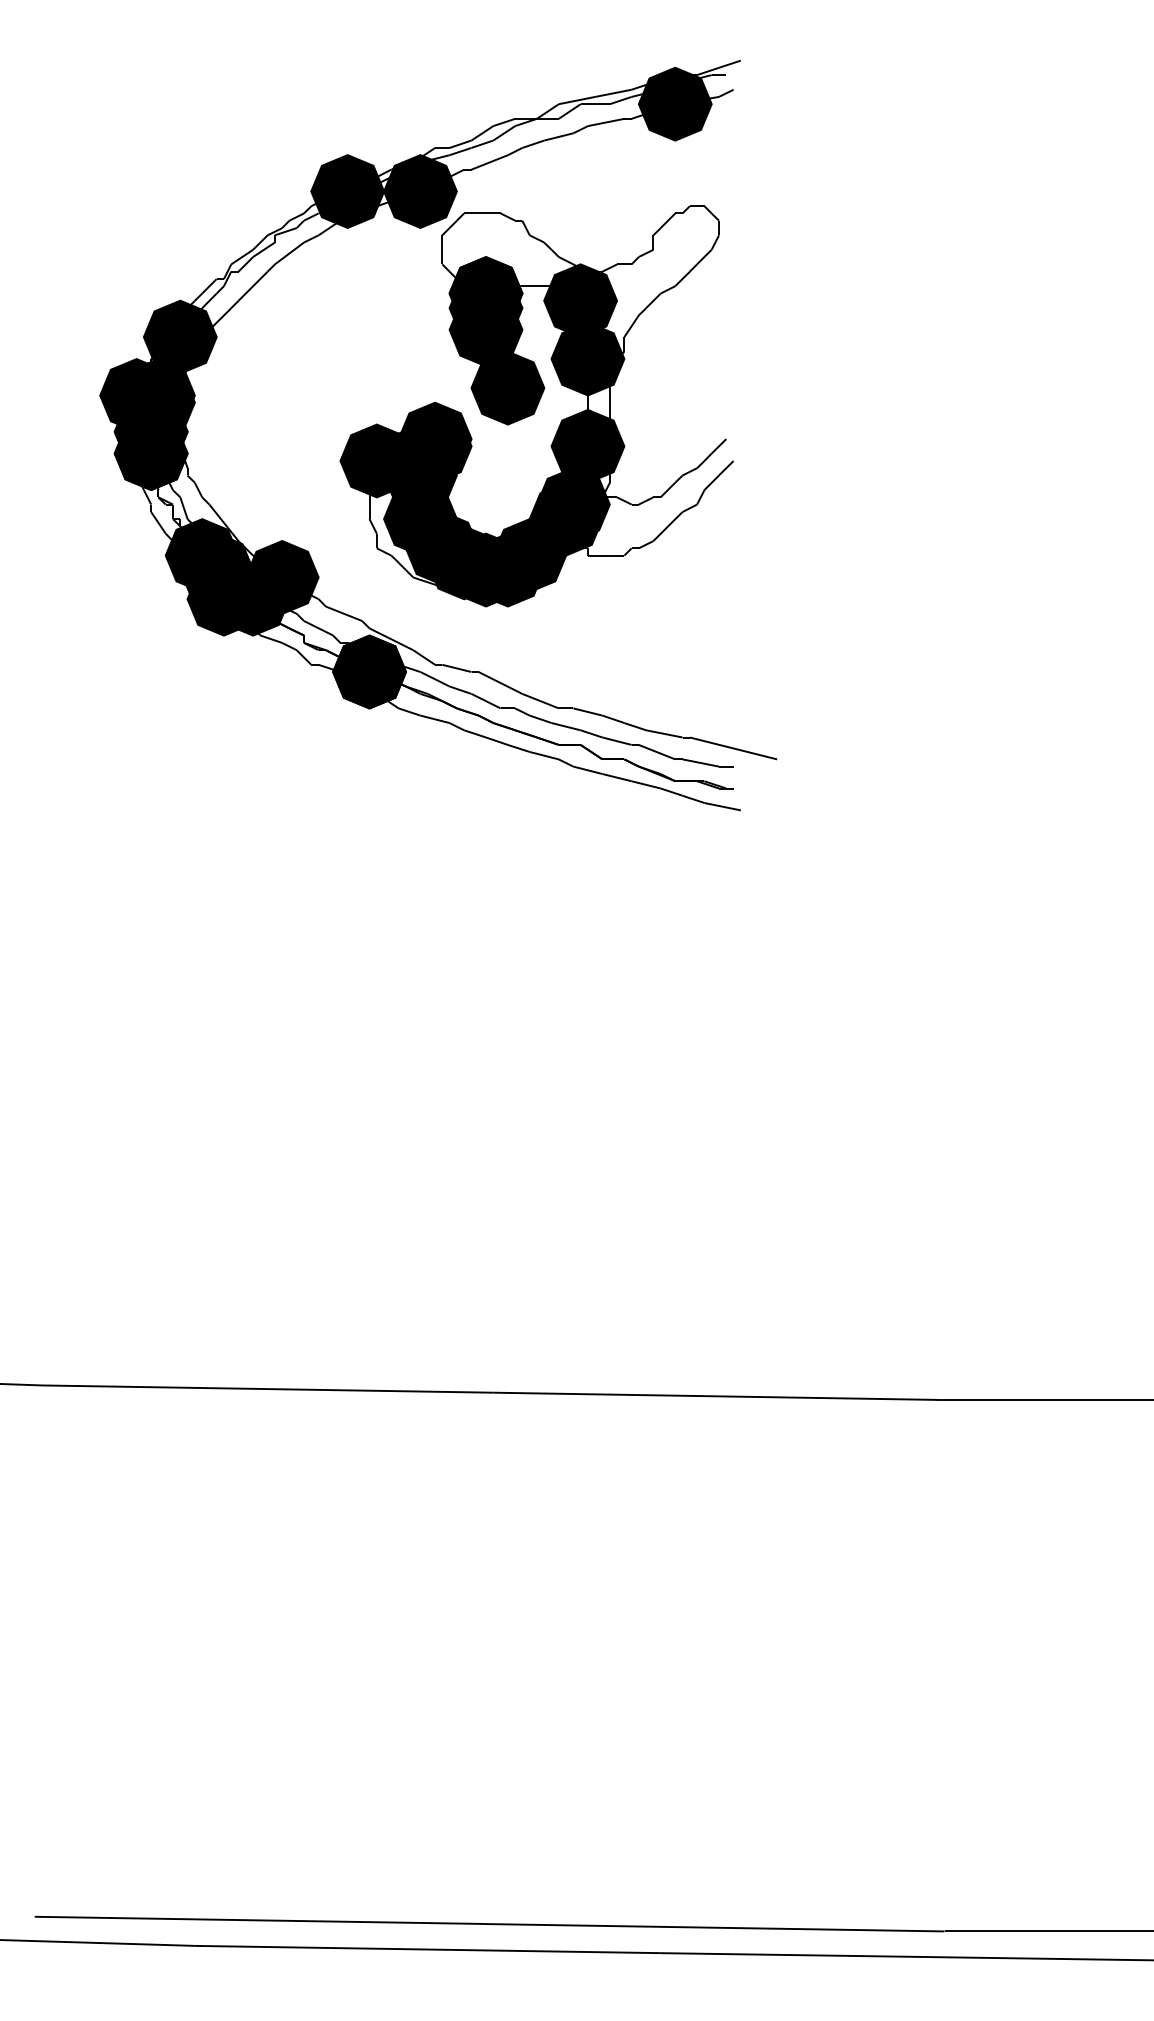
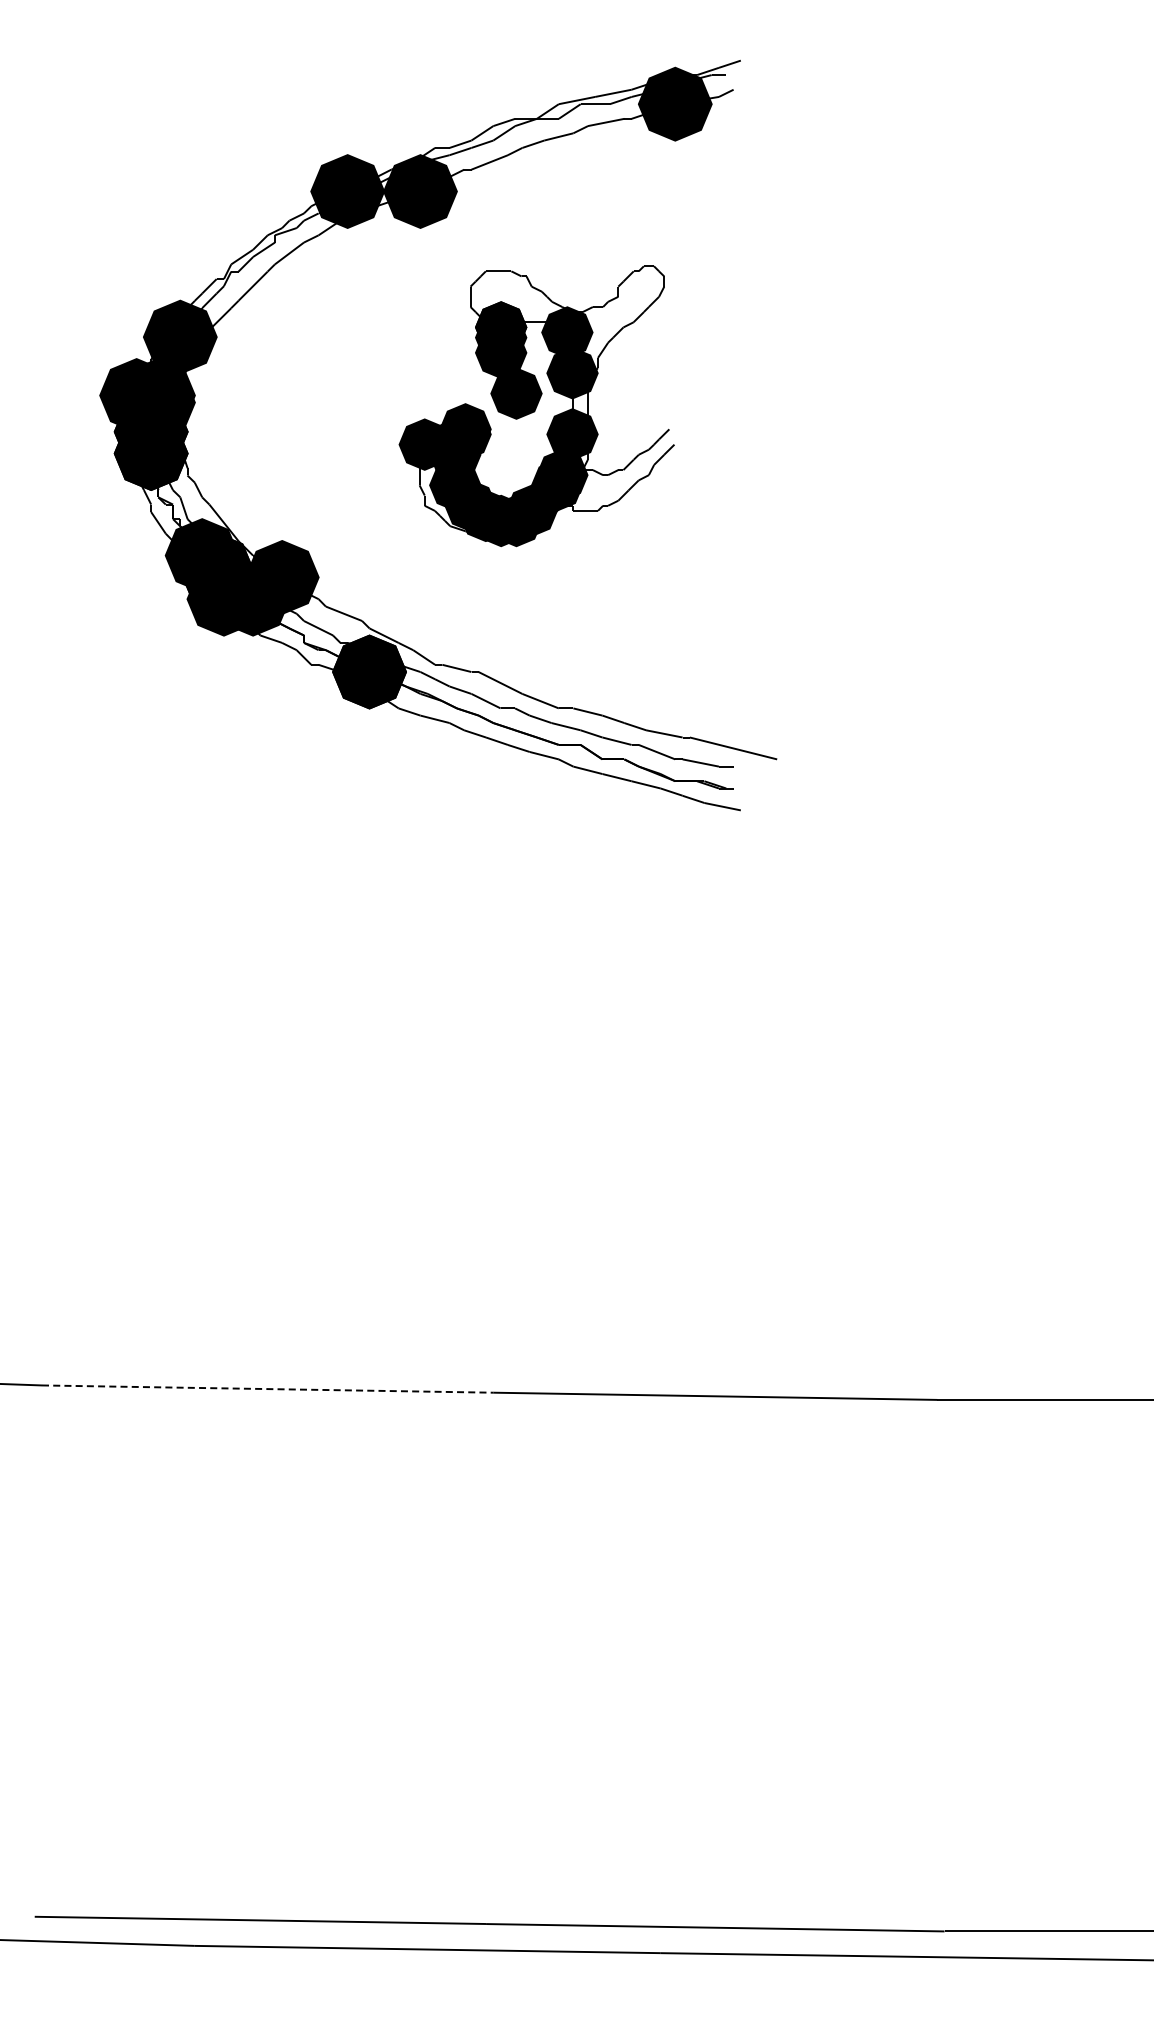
part size: 395x403 px -> 277x283 px (536, 406)
line: solid -> dashed (267, 1389)
